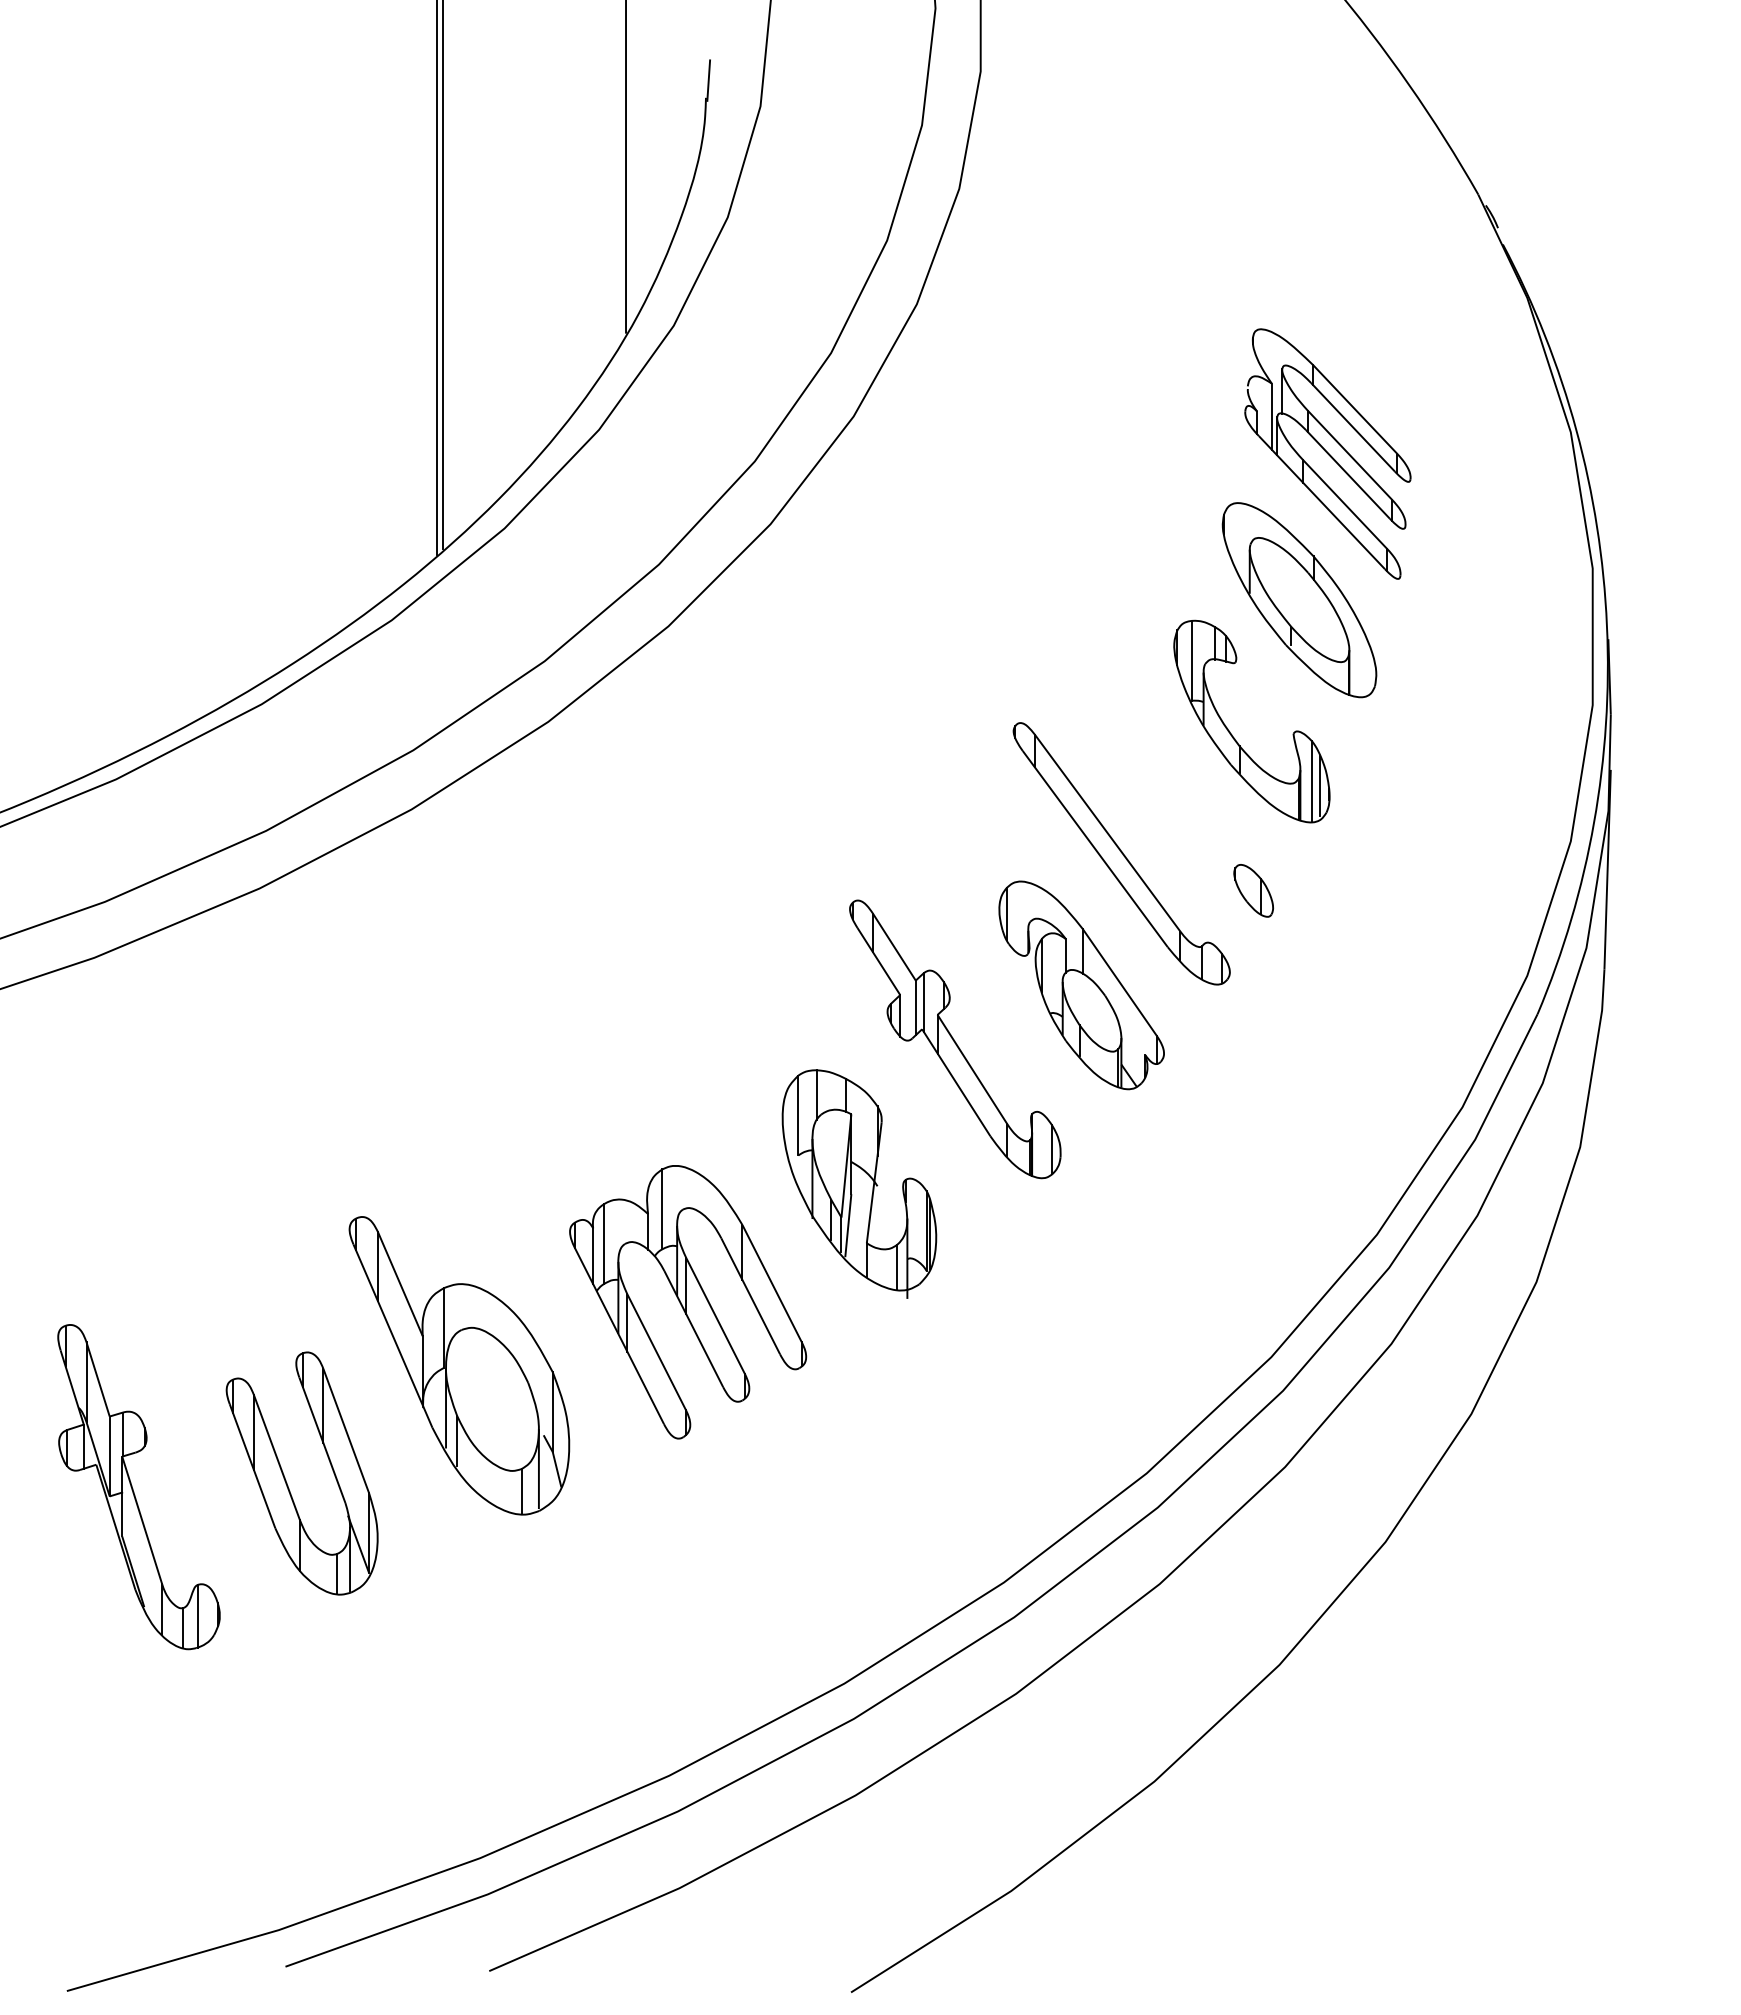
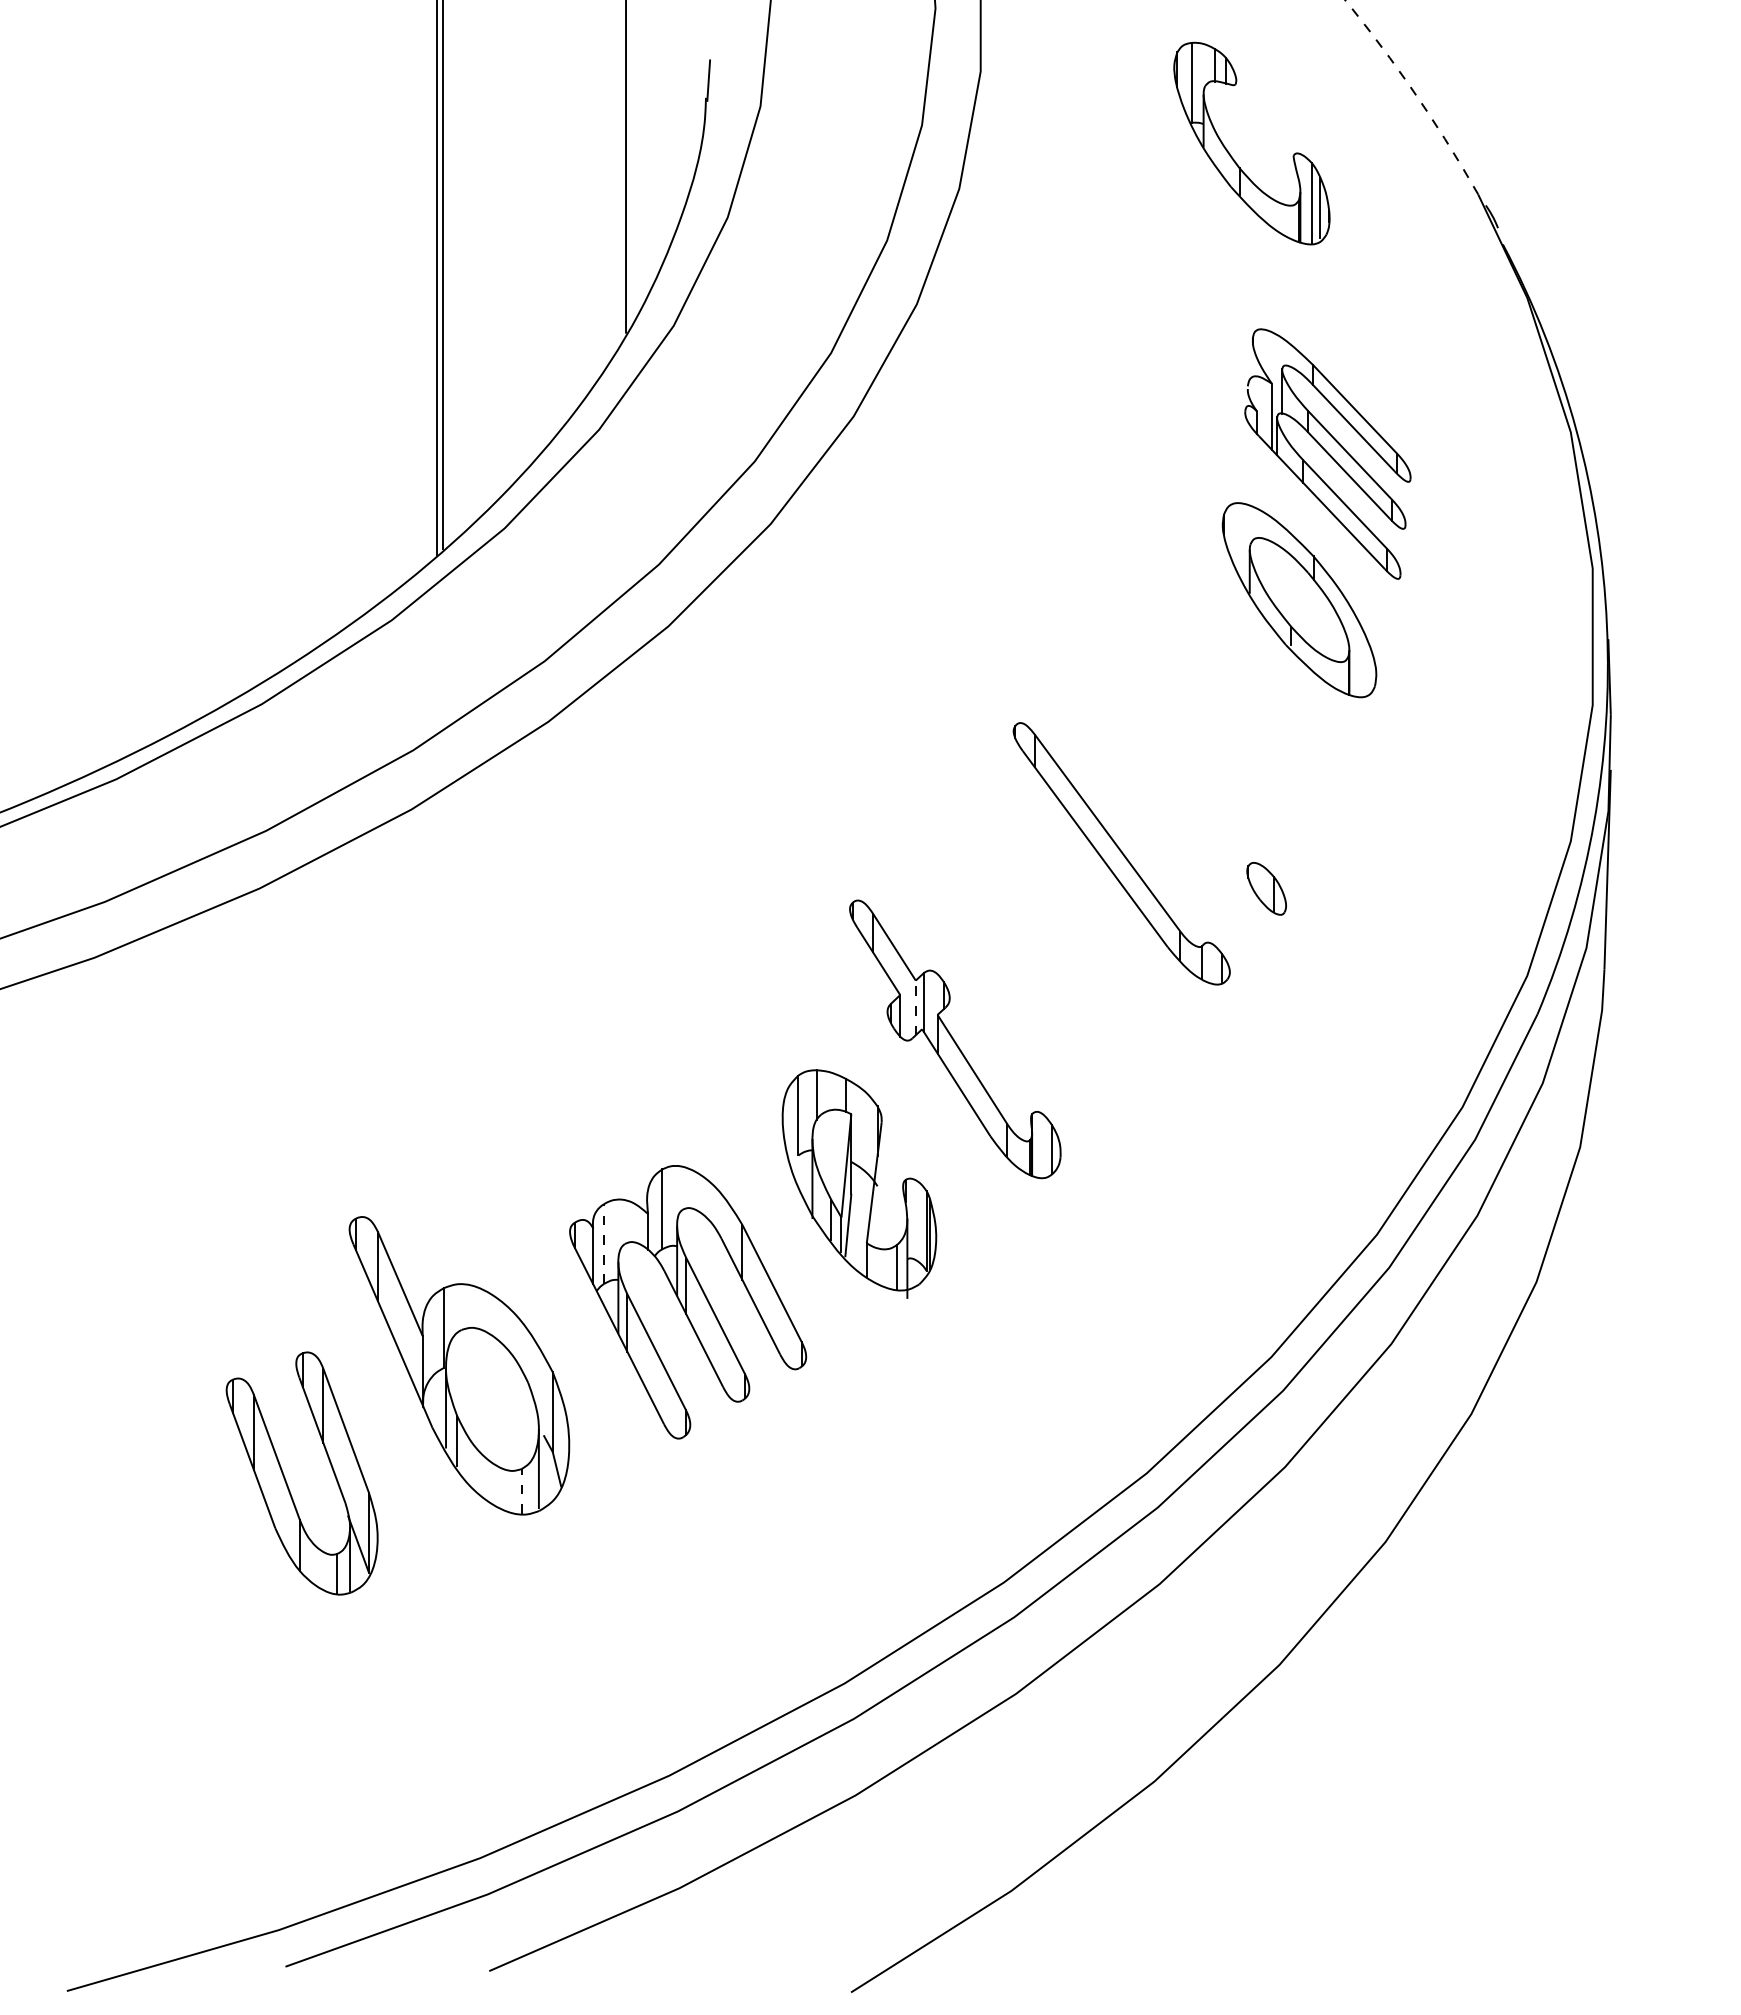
arc: solid -> dashed (1415, 94)
part position: (1232, 734) -> (1232, 156) (1232, 156)
part position: (1253, 890) -> (1266, 888) (1266, 888)
part: present -> none (1081, 985)
line: solid -> dashed (915, 1007)
line: solid -> dashed (604, 1244)
part: present -> none (138, 1487)
line: solid -> dashed (521, 1491)
